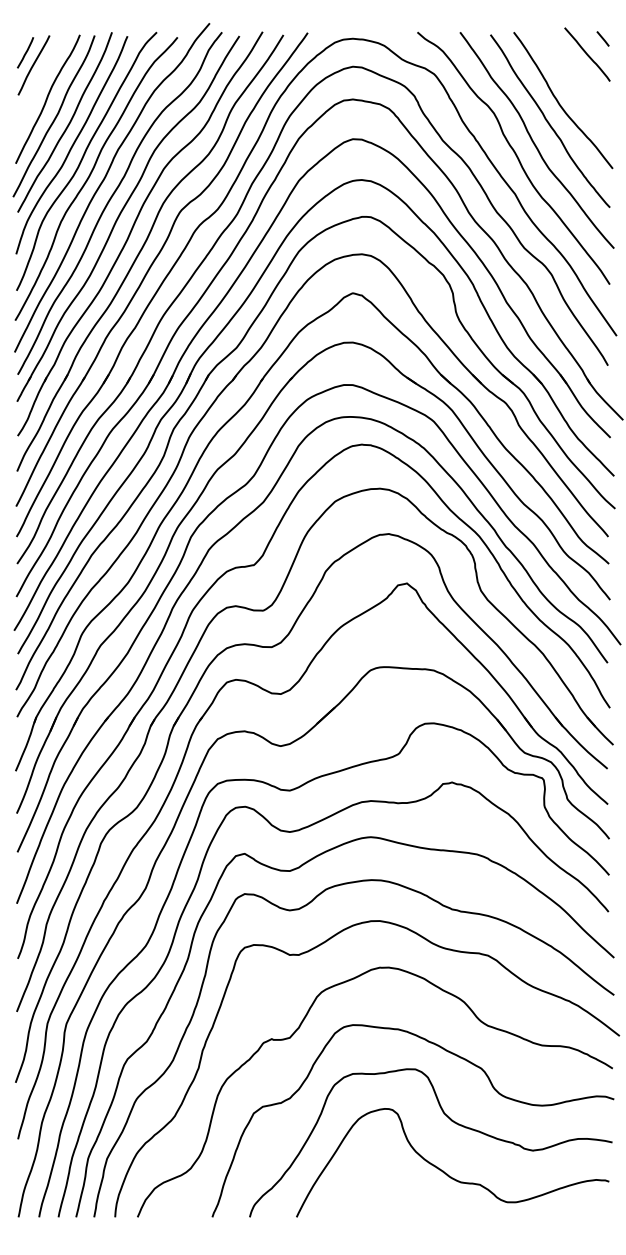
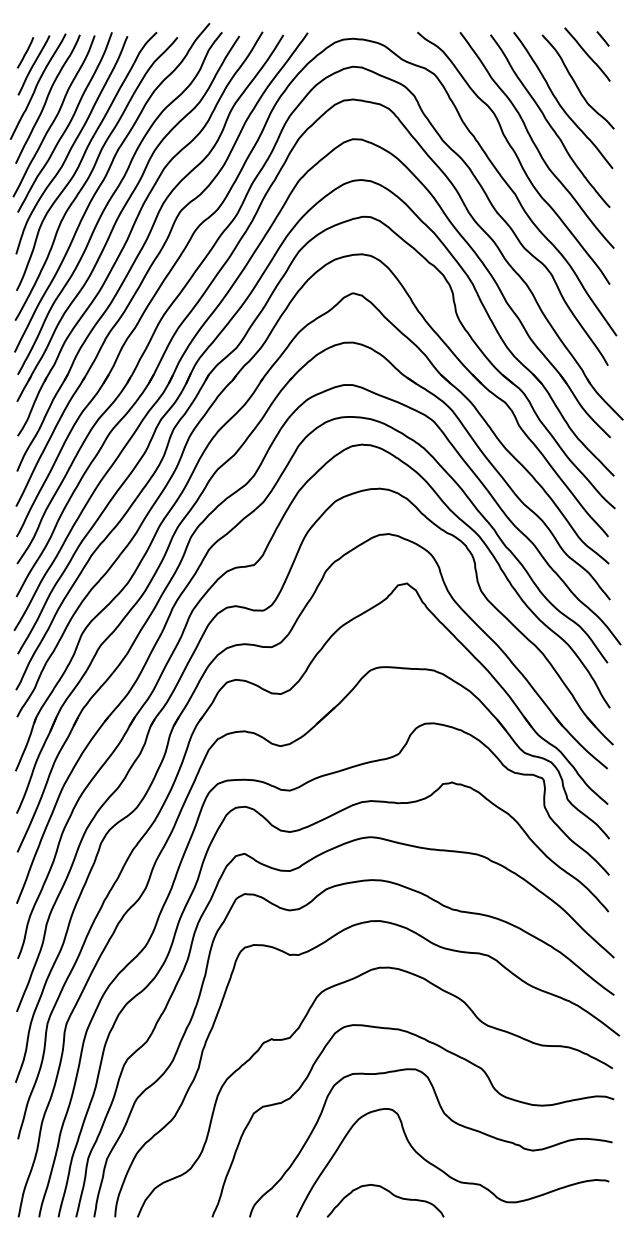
curve: none -> present (575, 81)
curve: none -> present (37, 86)
curve: none -> present (391, 1194)
